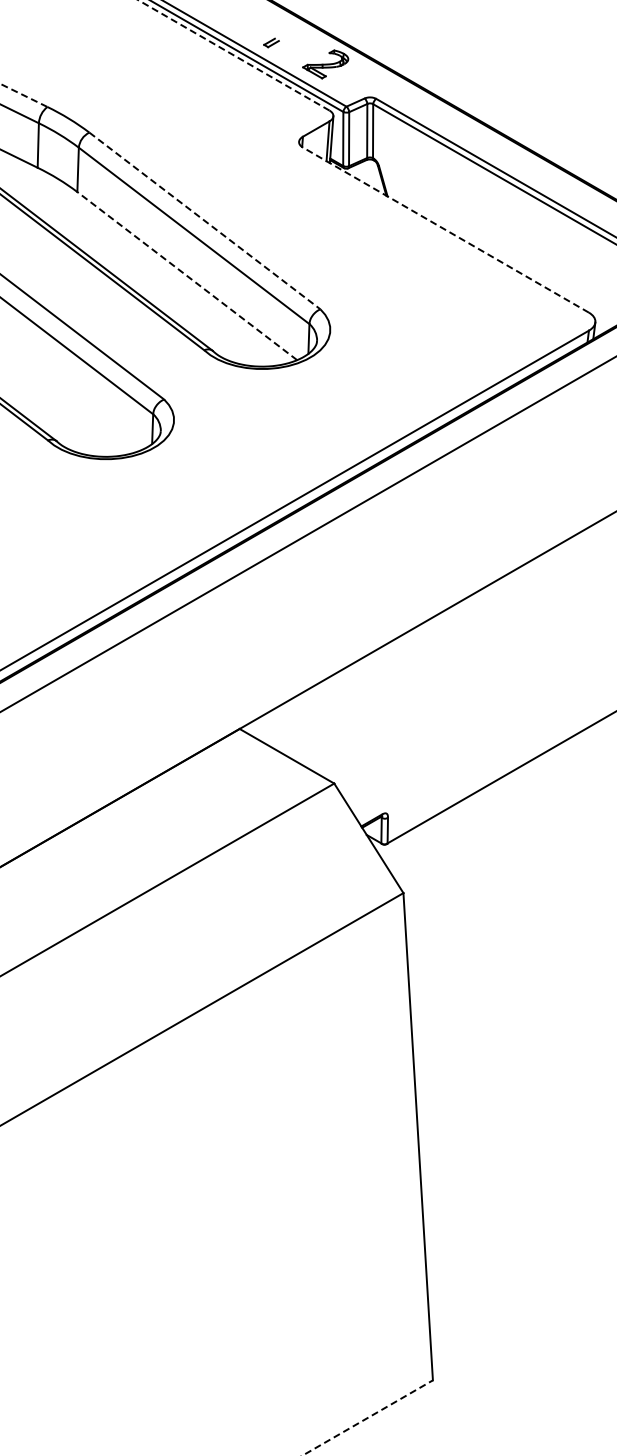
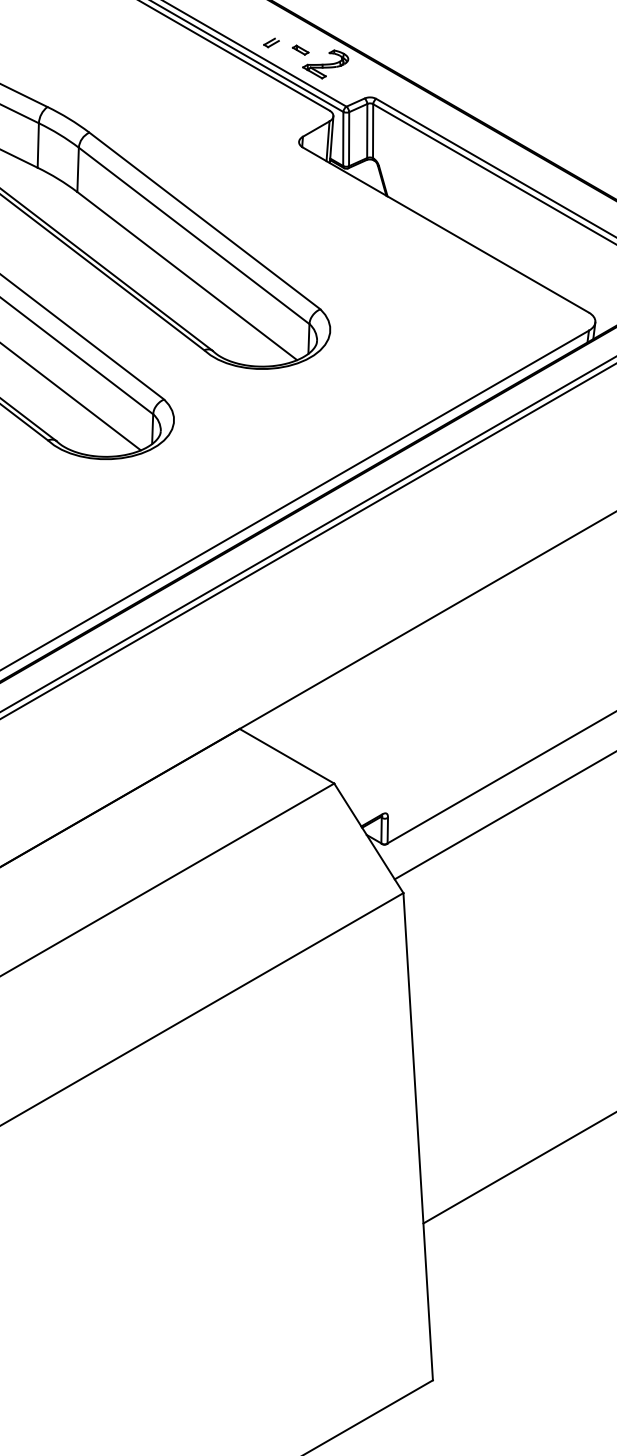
part: none -> present (300, 49)
line: dashed -> solid (233, 55)
line: dashed -> solid (24, 95)
line: dashed -> solid (205, 221)
line: dashed -> solid (445, 229)
line: dashed -> solid (186, 275)
line: none -> present (71, 397)
line: none -> present (307, 541)
line: none -> present (503, 816)
line: none -> present (518, 1168)
line: dashed -> solid (368, 1417)
